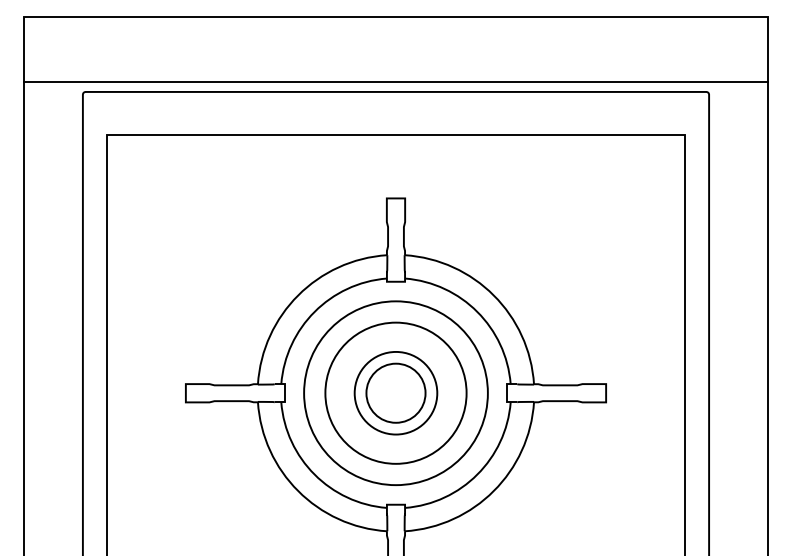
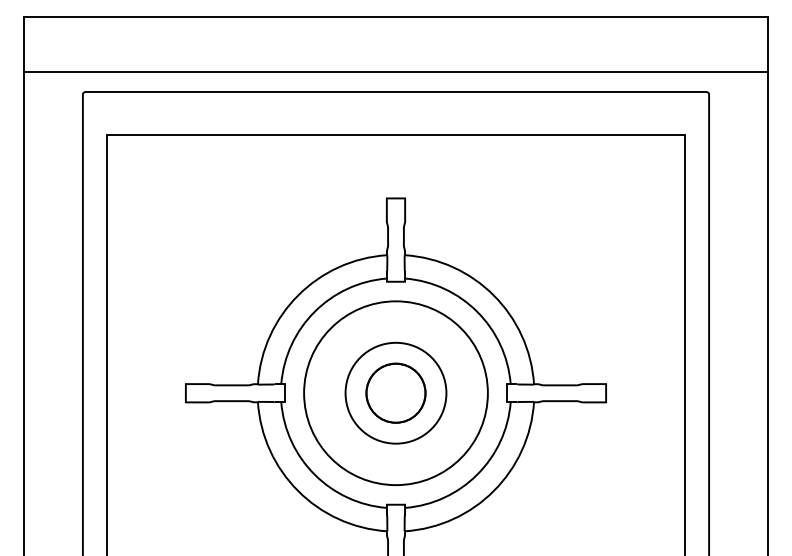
line position: (395, 82) -> (395, 72) (395, 72)
circle diameter: 141 px -> 101 px (395, 392)
circle diameter: 83 px -> 59 px (395, 392)
